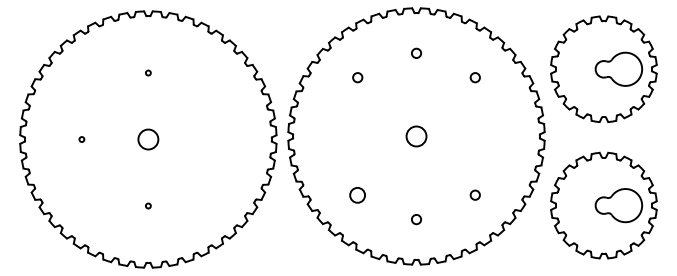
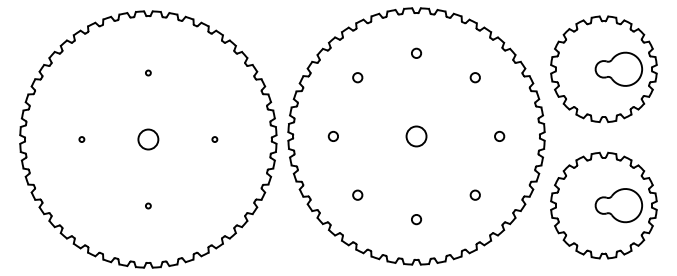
circle: none -> present (332, 135)
circle: none -> present (499, 135)
circle: none -> present (214, 139)
circle size: 17x17 px -> 12x12 px (357, 194)
